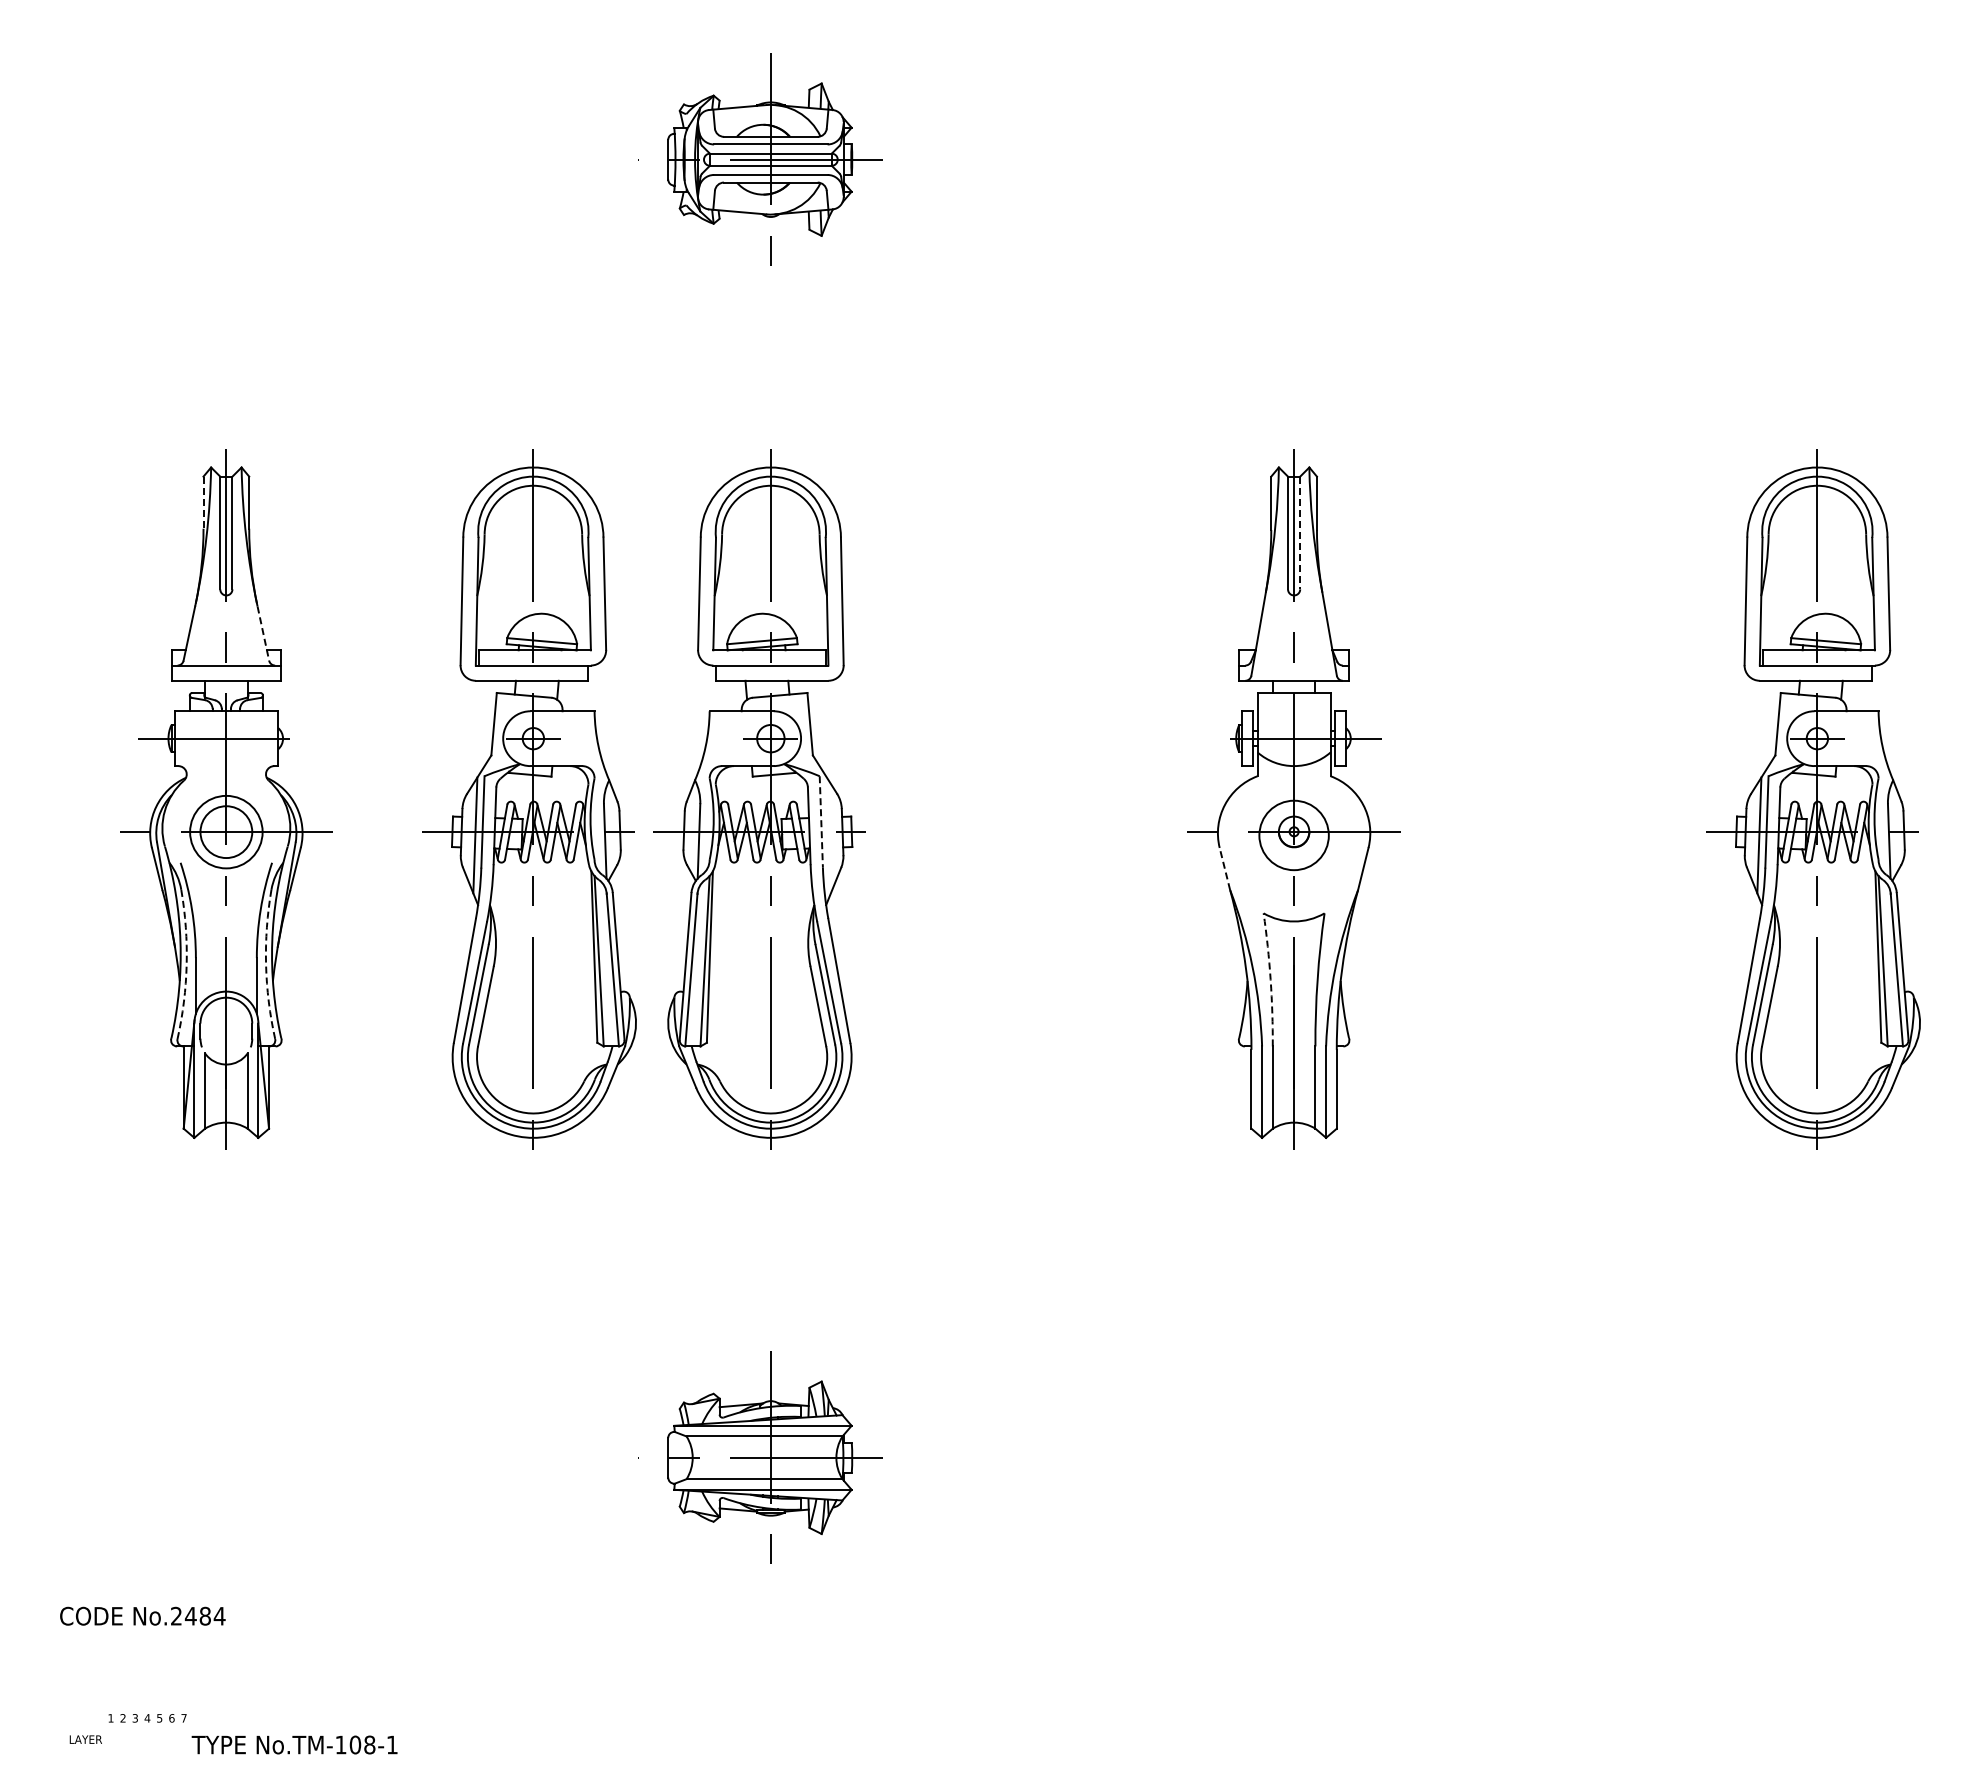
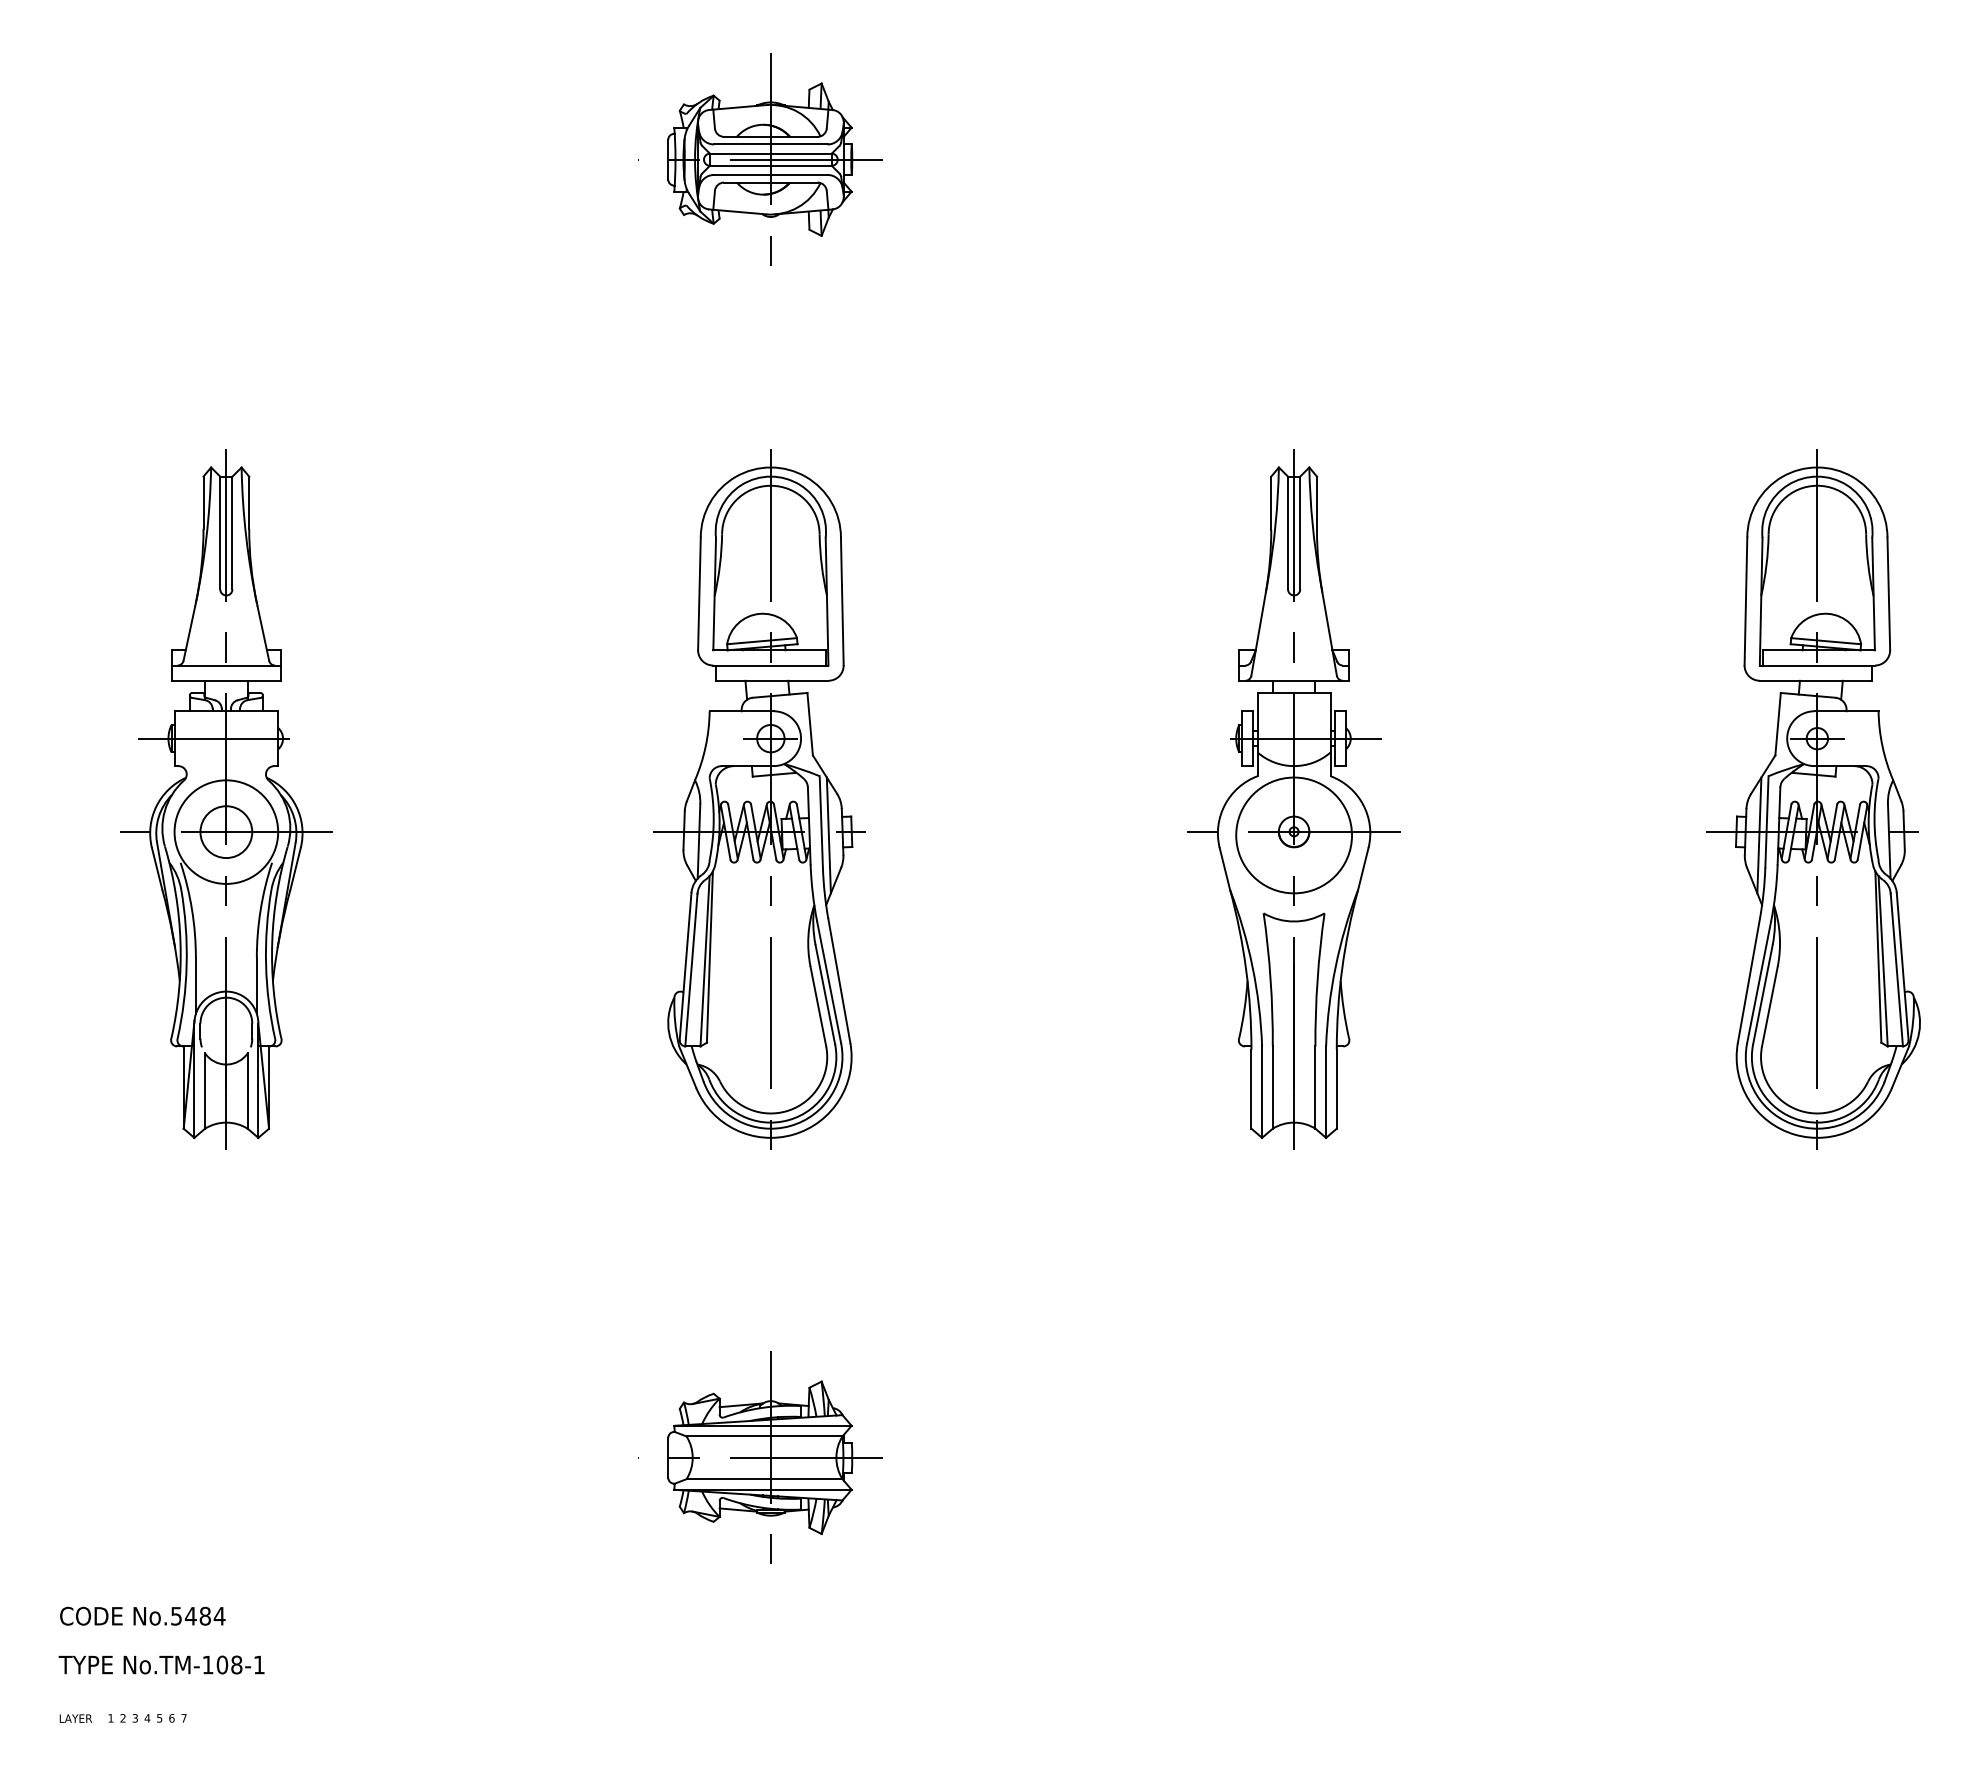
line: dashed -> solid (203, 503)
line: dashed -> solid (1300, 533)
line: dashed -> solid (263, 633)
part: present -> none (529, 799)
line: dashed -> solid (821, 821)
circle diameter: 73 px -> 104 px (226, 831)
line: none -> present (828, 835)
circle diameter: 69 px -> 116 px (1294, 835)
line: dashed -> solid (1224, 869)
arc: dashed -> solid (186, 964)
arc: dashed -> solid (266, 964)
arc: dashed -> solid (1270, 979)
text: No.2484 -> No.5484 (176, 1615)
text position: (85, 1739) -> (75, 1718) (75, 1718)
text position: (294, 1744) -> (161, 1664) (161, 1664)
